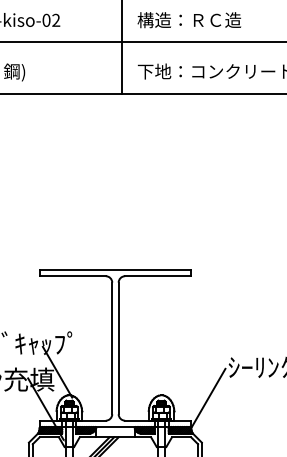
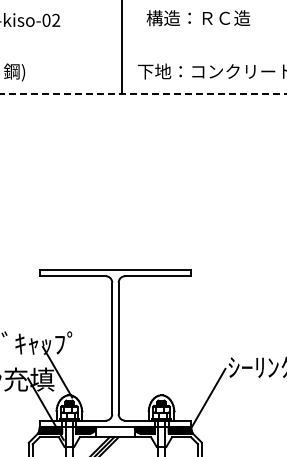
text position: (189, 20) -> (198, 18) (198, 18)
line: present -> none (142, 42)
line: solid -> dashed (143, 93)
